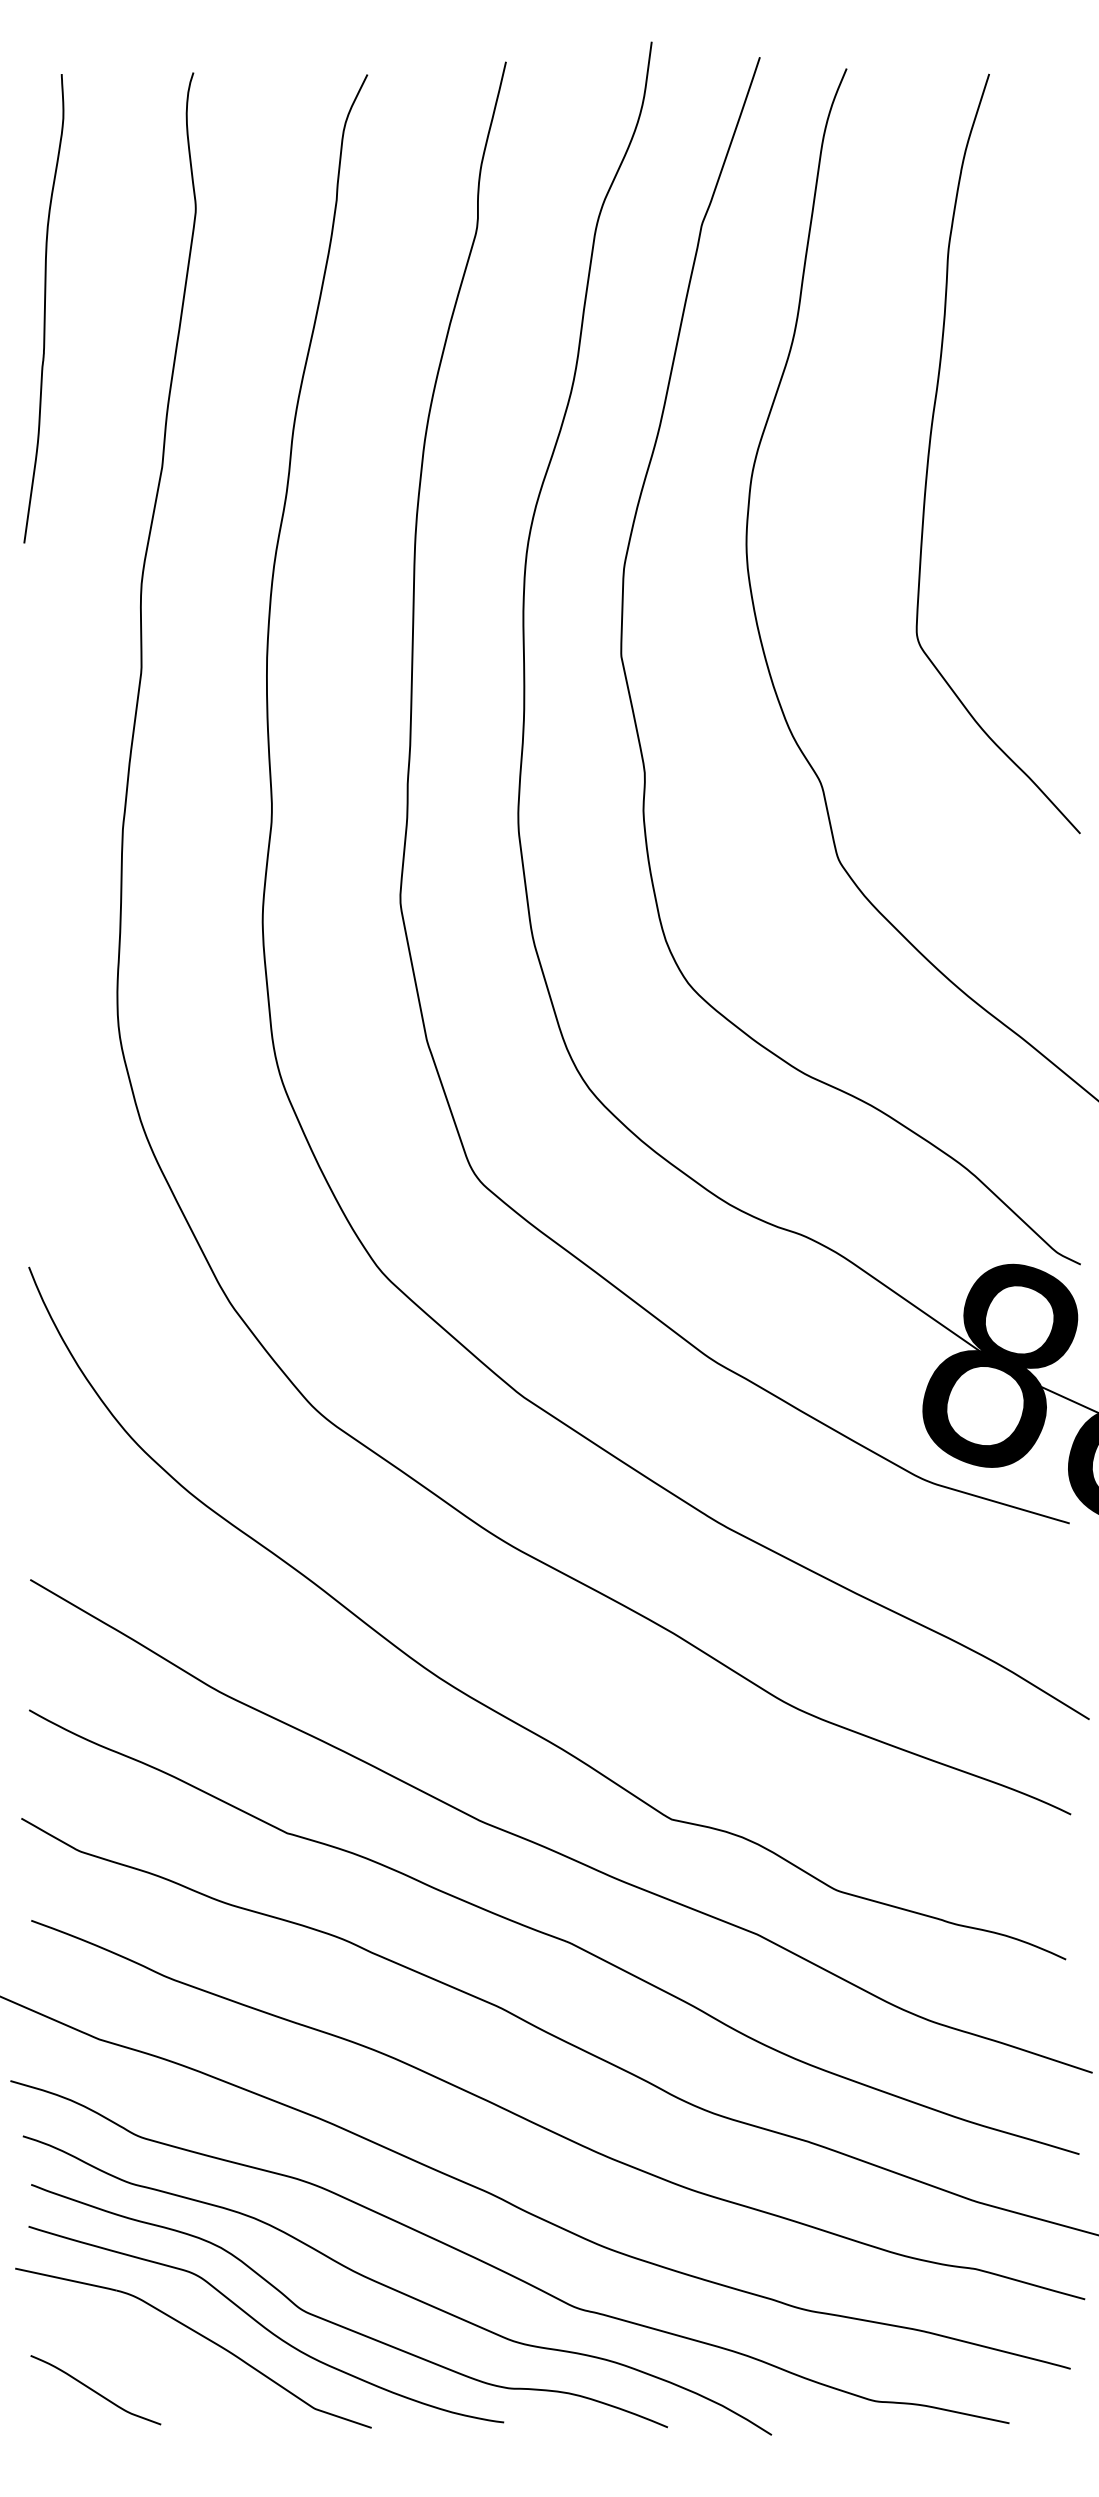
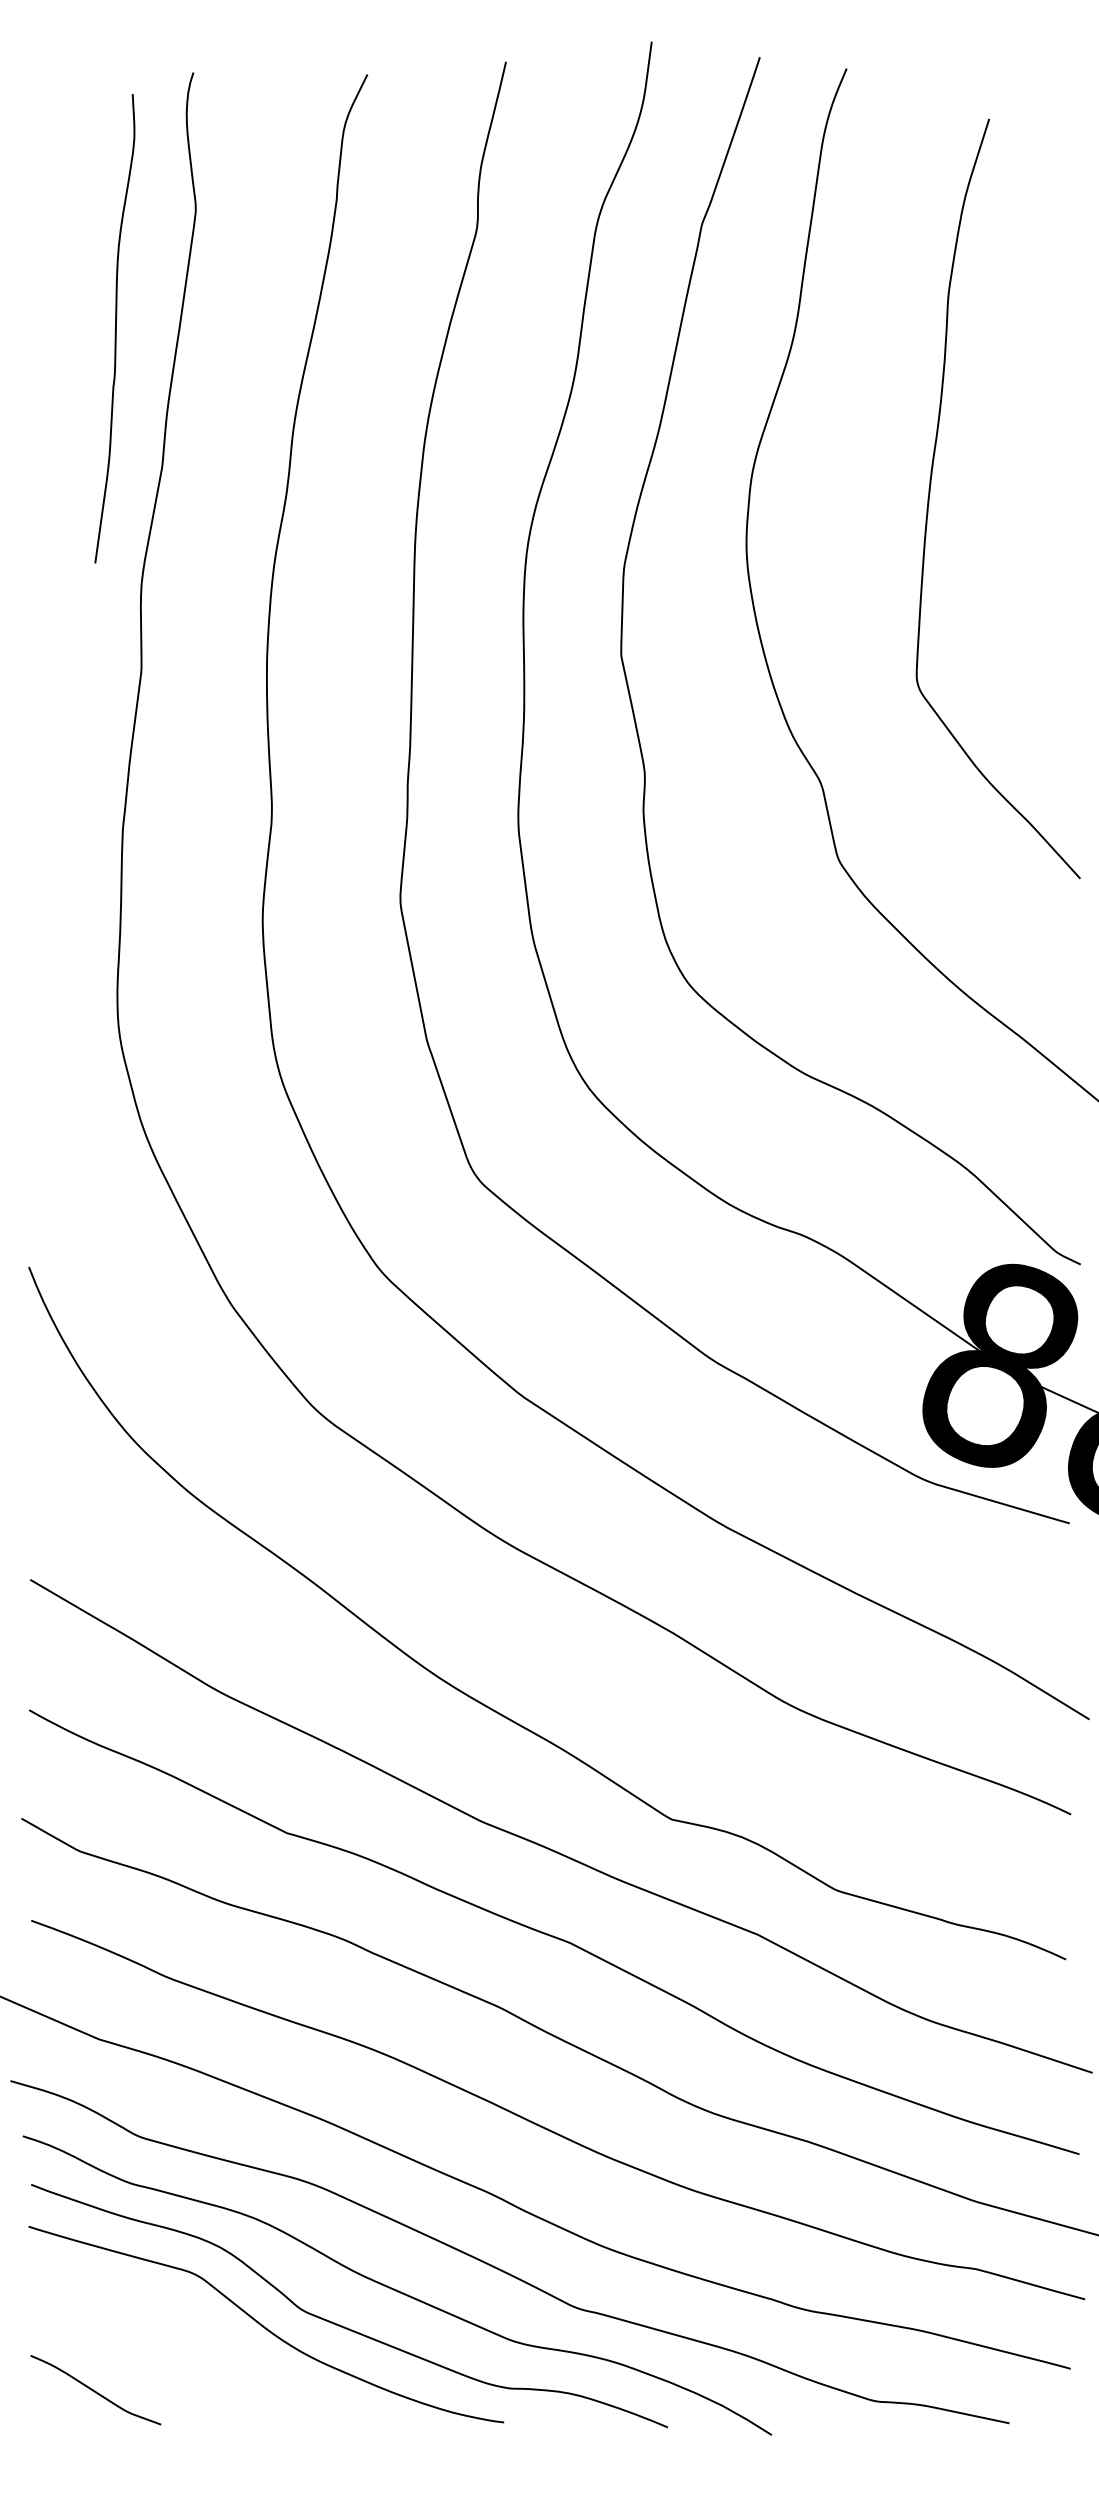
curve position: (44, 308) -> (115, 328) (115, 328)
curve position: (930, 449) -> (930, 494) (930, 494)
part: present -> none (199, 2335)
